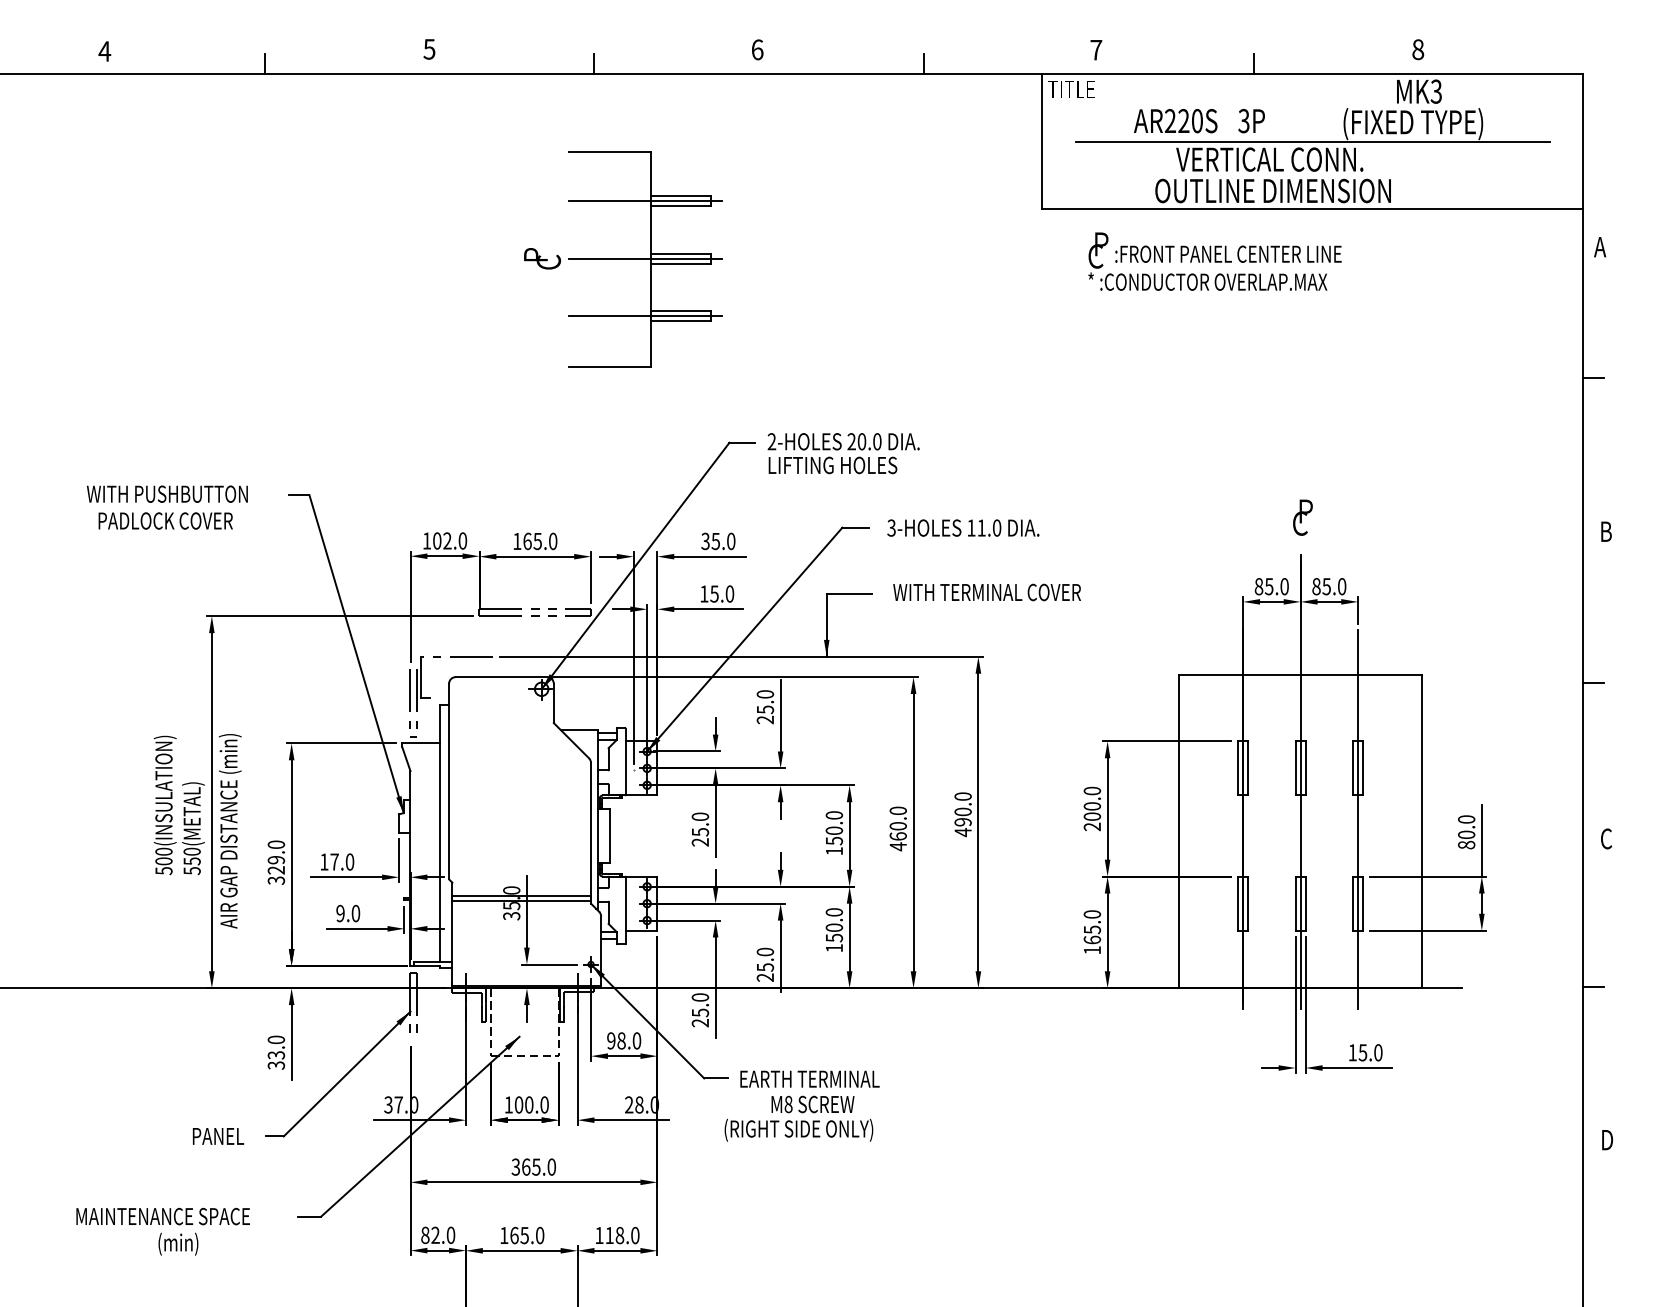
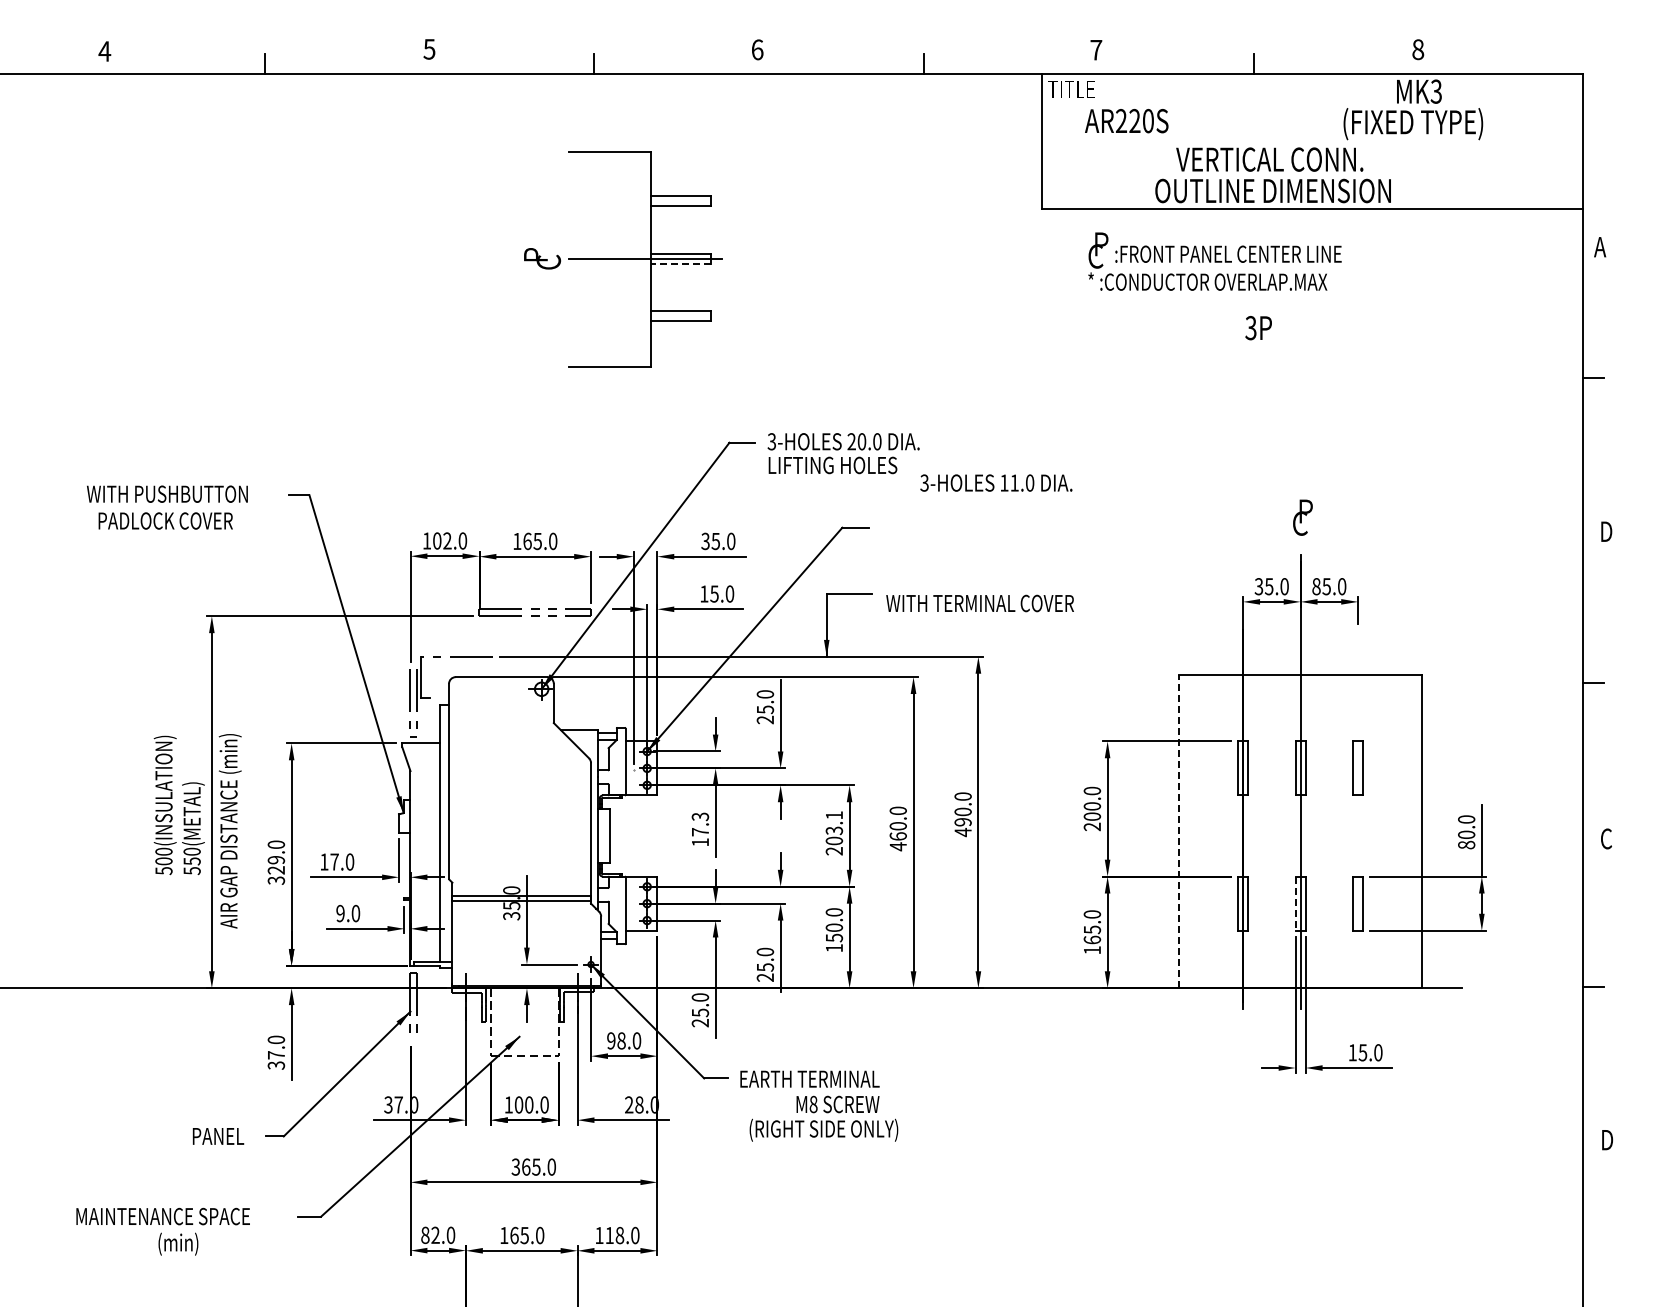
text position: (1175, 121) -> (1126, 121) (1126, 121)
text position: (1251, 121) -> (1258, 328) (1258, 328)
line: present -> none (1312, 141)
line: present -> none (644, 201)
line: solid -> dashed (680, 263)
line: present -> none (644, 316)
text: 2-HOLES -> 3-HOLES (771, 441)
text position: (963, 527) -> (996, 482) (996, 482)
text: B -> D (1607, 531)
text: 85.0 -> 35.0 (1258, 586)
text position: (986, 592) -> (979, 603) (979, 603)
line: present -> none (1358, 819)
text: 25.0 -> 17.3 (700, 829)
line: solid -> dashed (1178, 831)
text: 150.0 -> 203.1 (834, 833)
line: solid -> dashed (1295, 904)
text: 33.0 -> 37.0 (276, 1055)
text position: (798, 1118) -> (823, 1118) (823, 1118)
